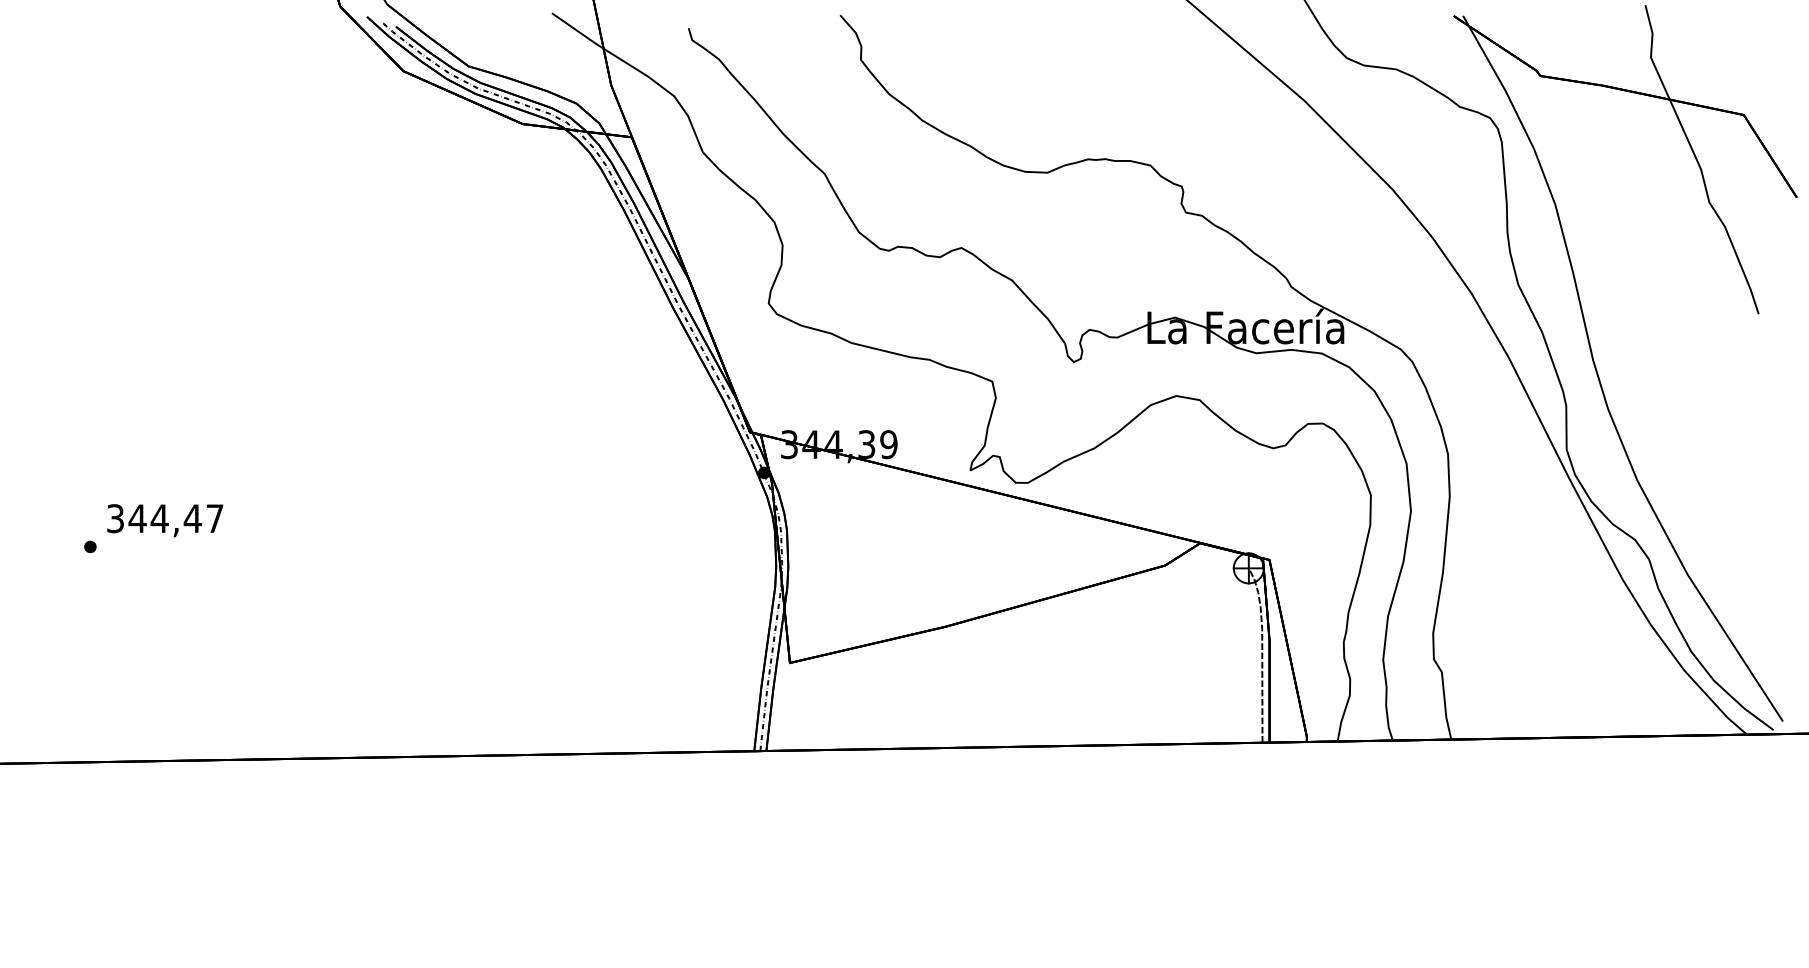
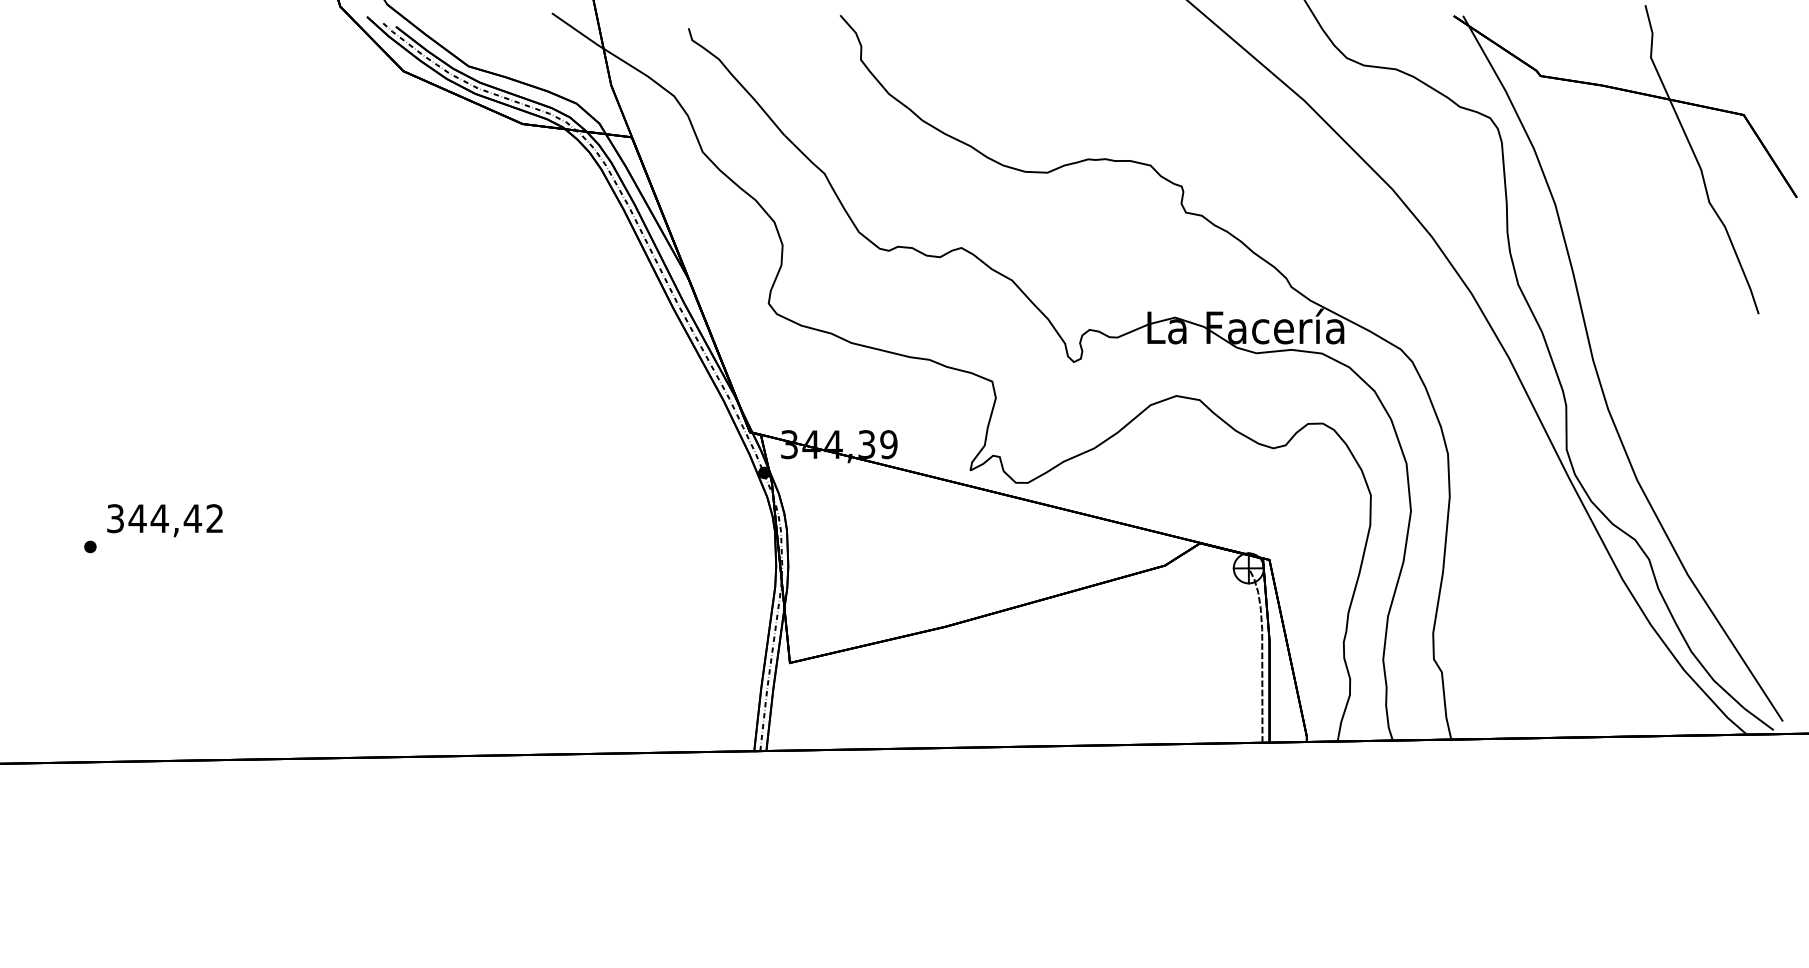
text: 344,47 -> 344,42 (214, 518)
